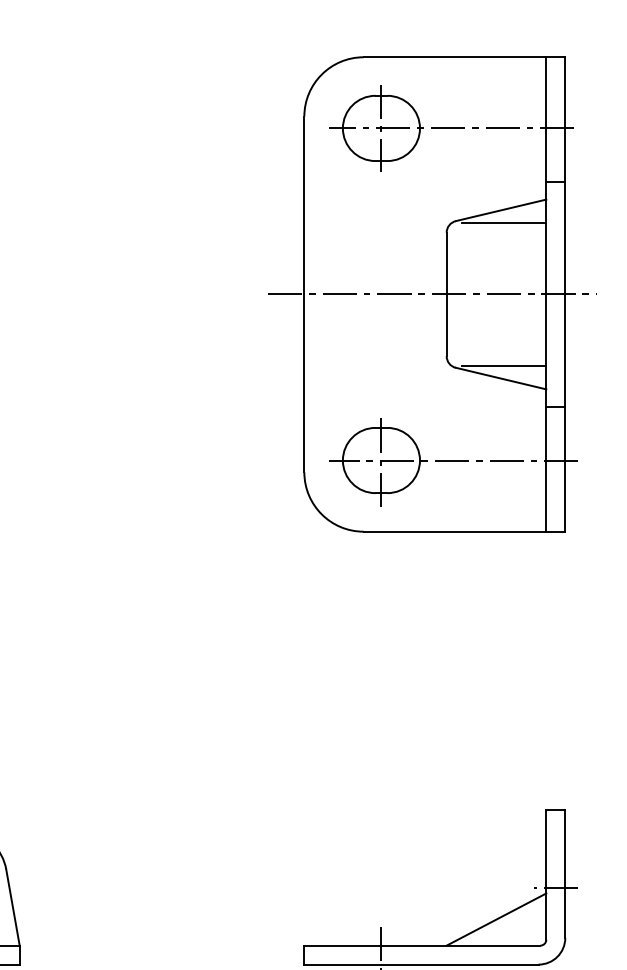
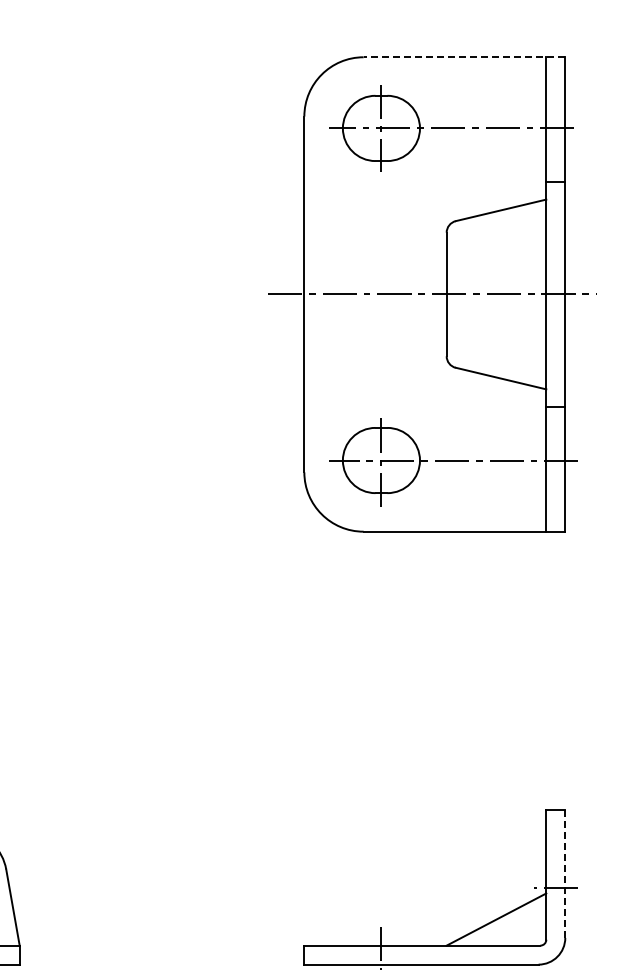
line: solid -> dashed (464, 57)
line: present -> none (503, 223)
line: present -> none (503, 365)
line: solid -> dashed (565, 874)
